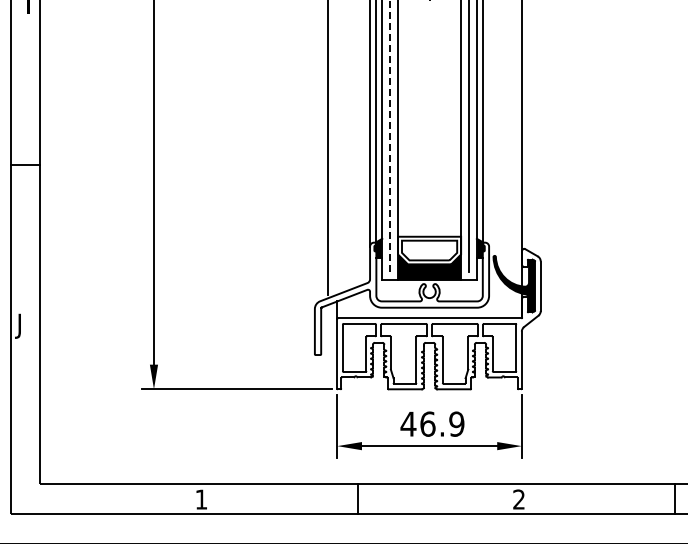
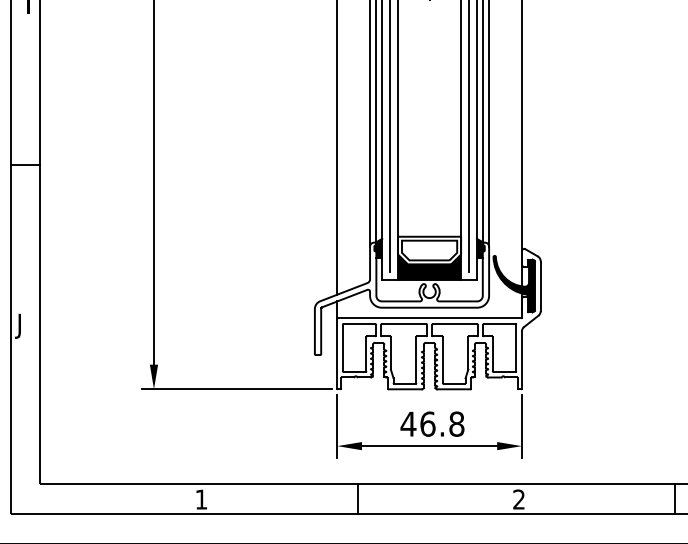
line: none -> present (489, 124)
line: dashed -> solid (390, 136)
line position: (328, 148) -> (337, 148) (337, 148)
text: 46.9 -> 46.8 (456, 423)
